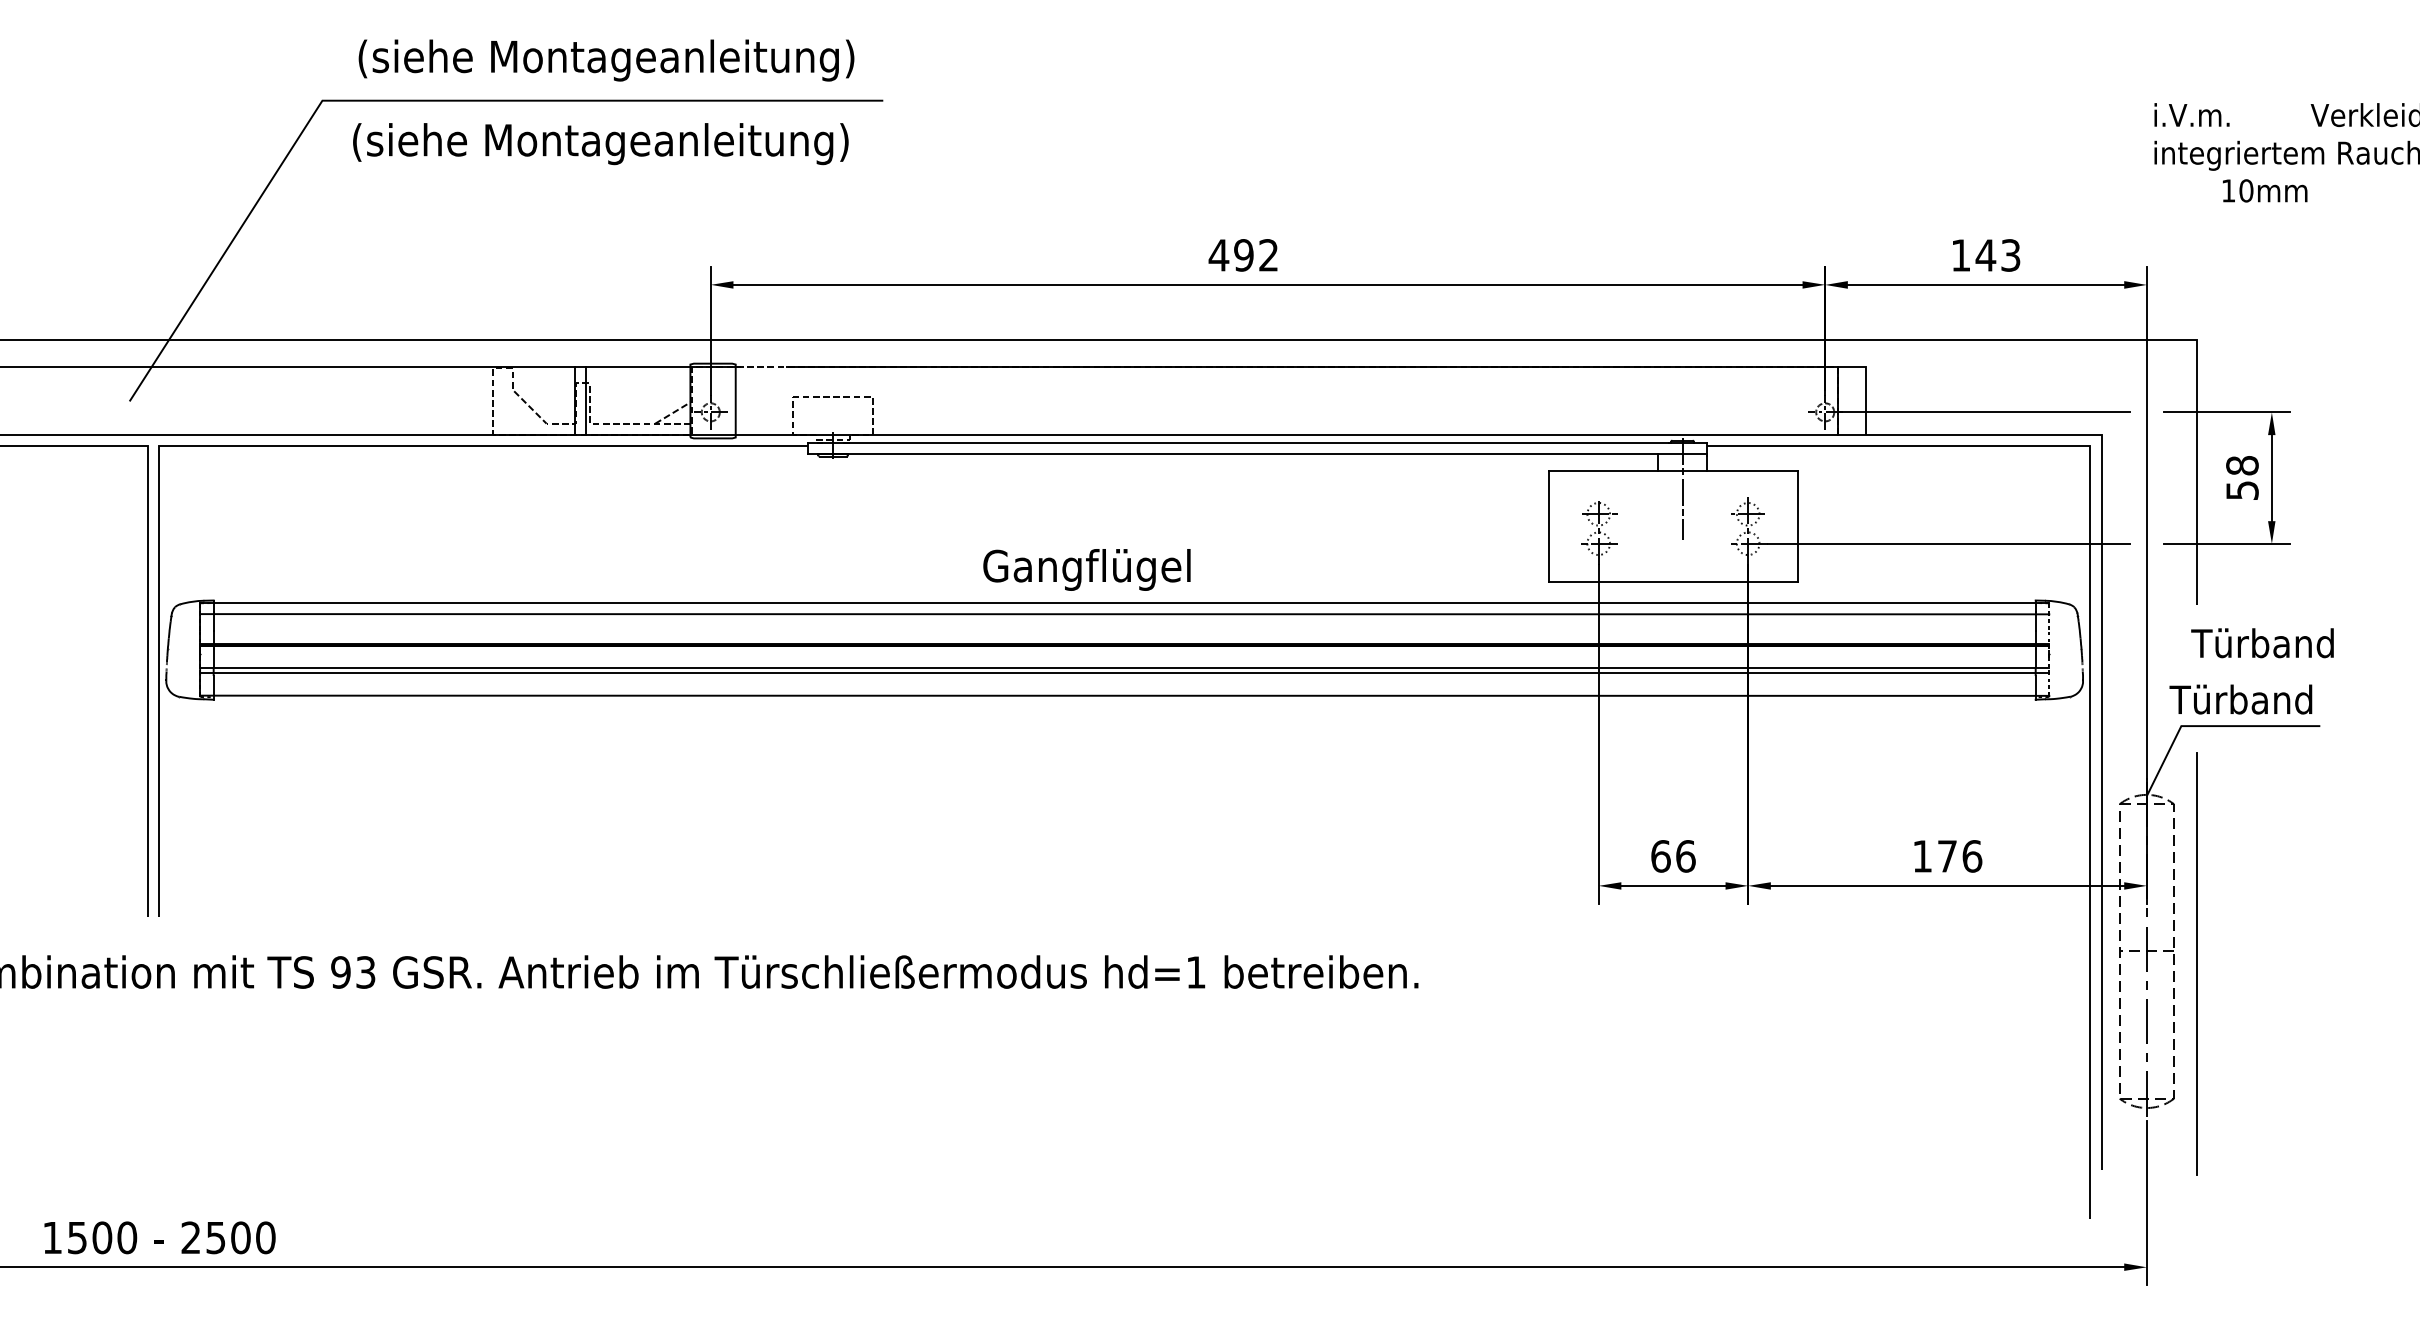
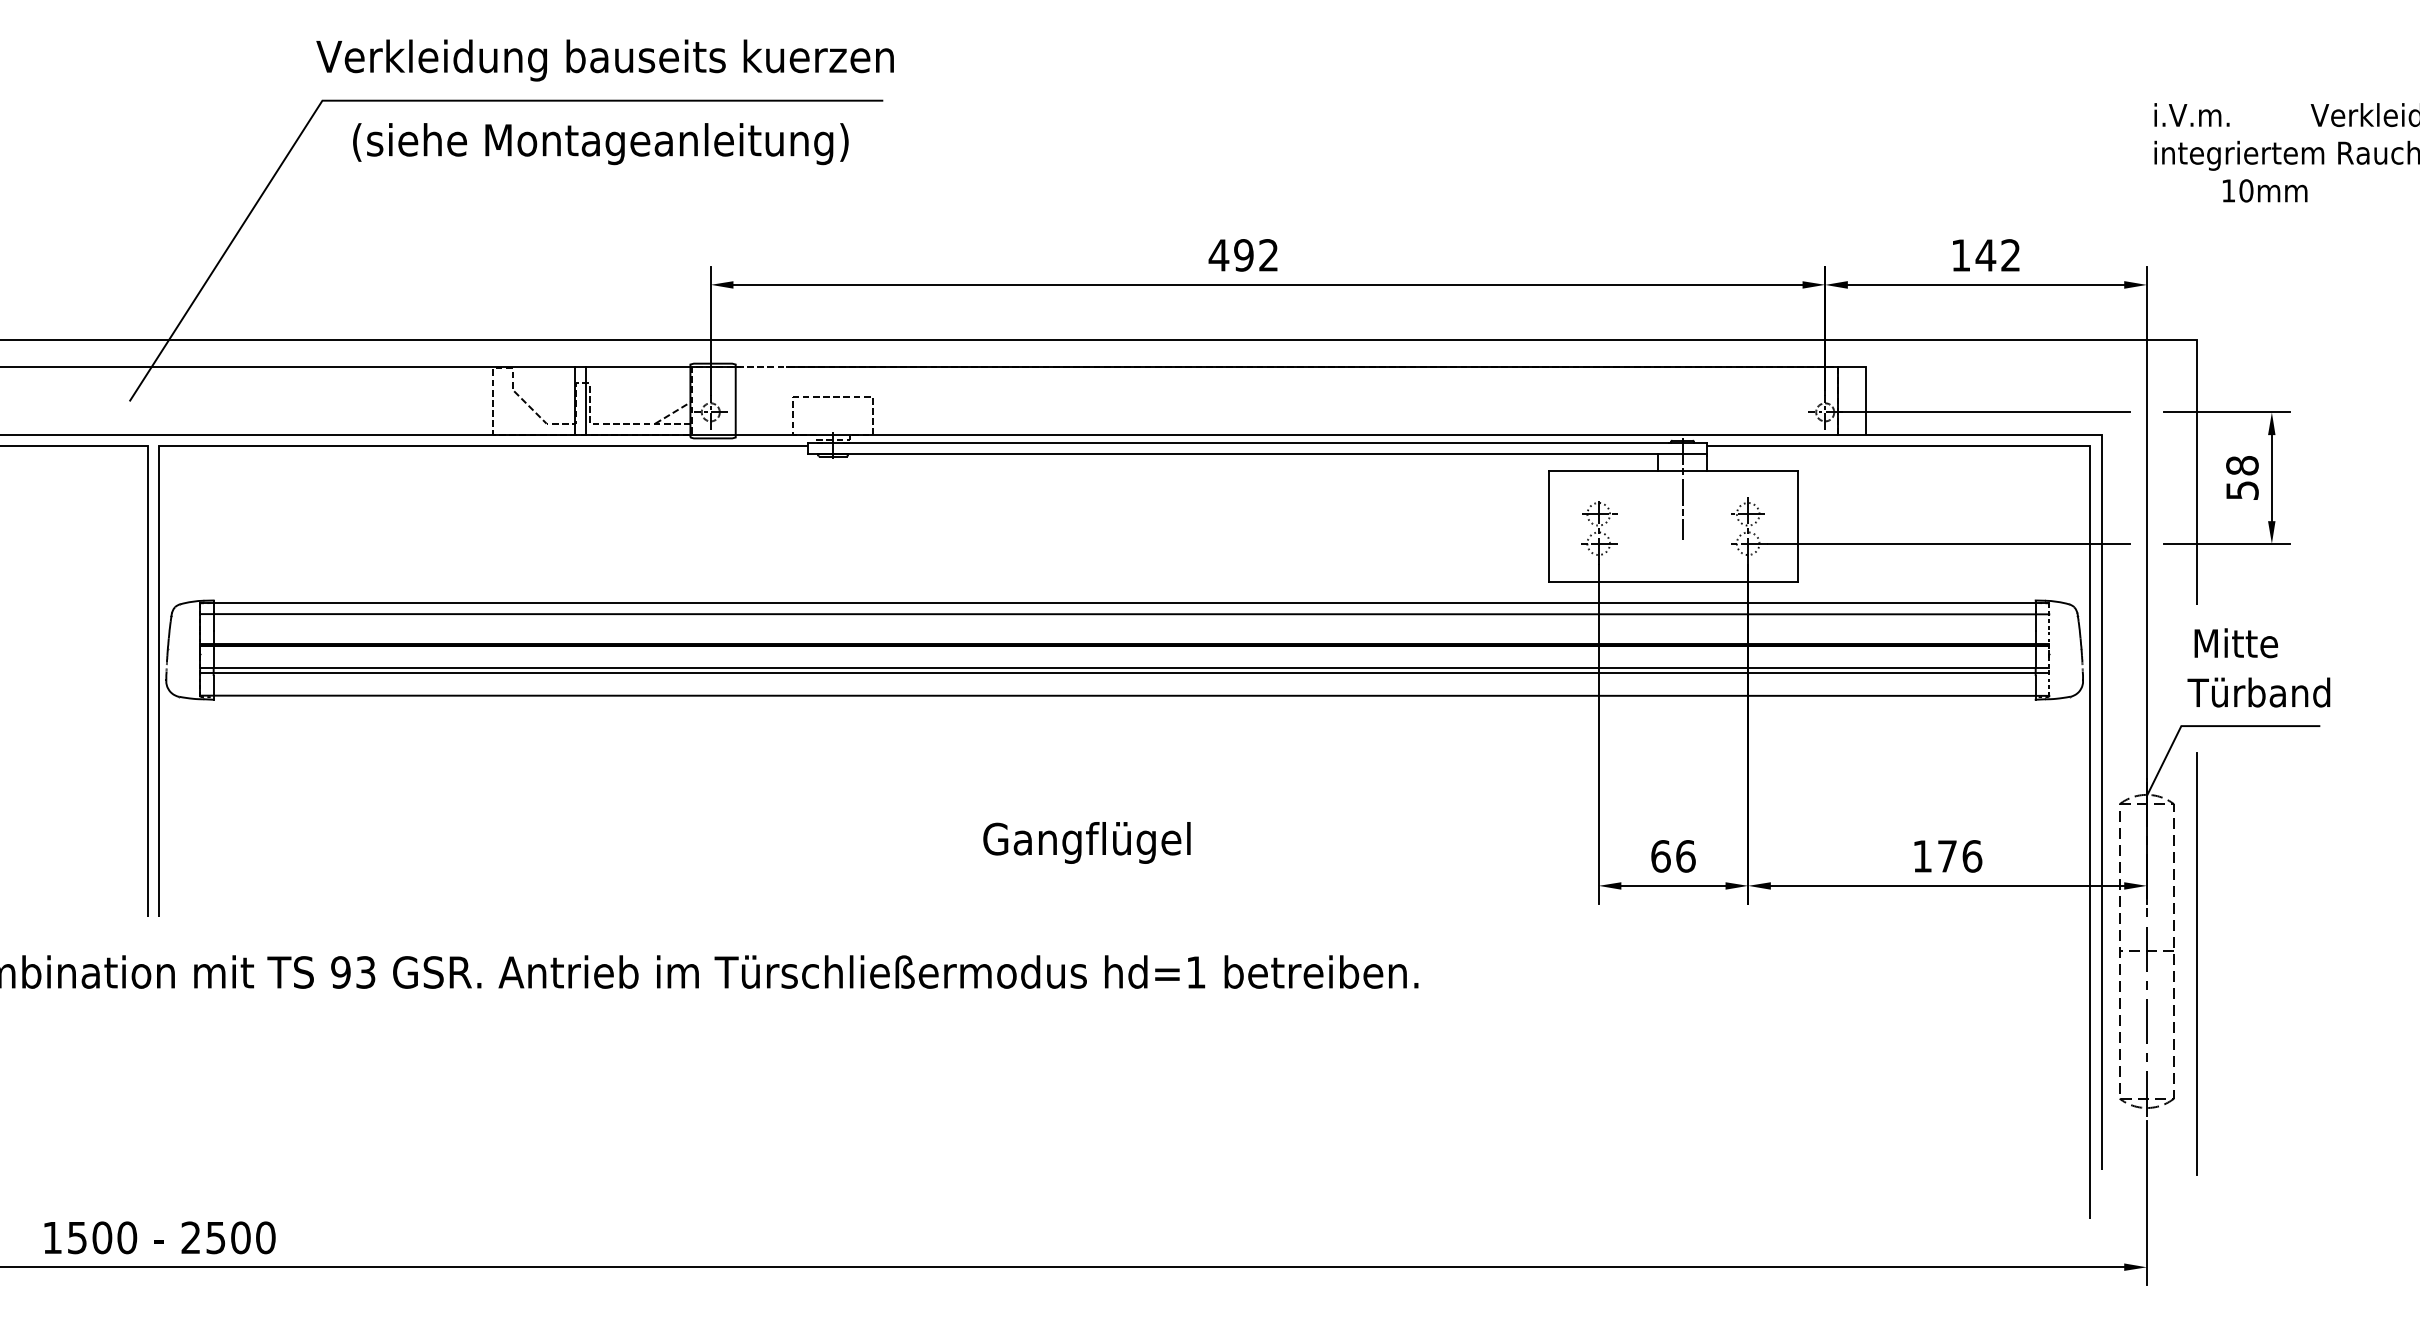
text: (siehe Montageanleitung) -> Verkleidung bauseits kuerzen (604, 60)
text: 143 -> 142 (2010, 255)
text position: (1086, 569) -> (1086, 842) (1086, 842)
text: Türband -> Mitte (2262, 643)
text position: (2240, 699) -> (2258, 692) (2258, 692)
